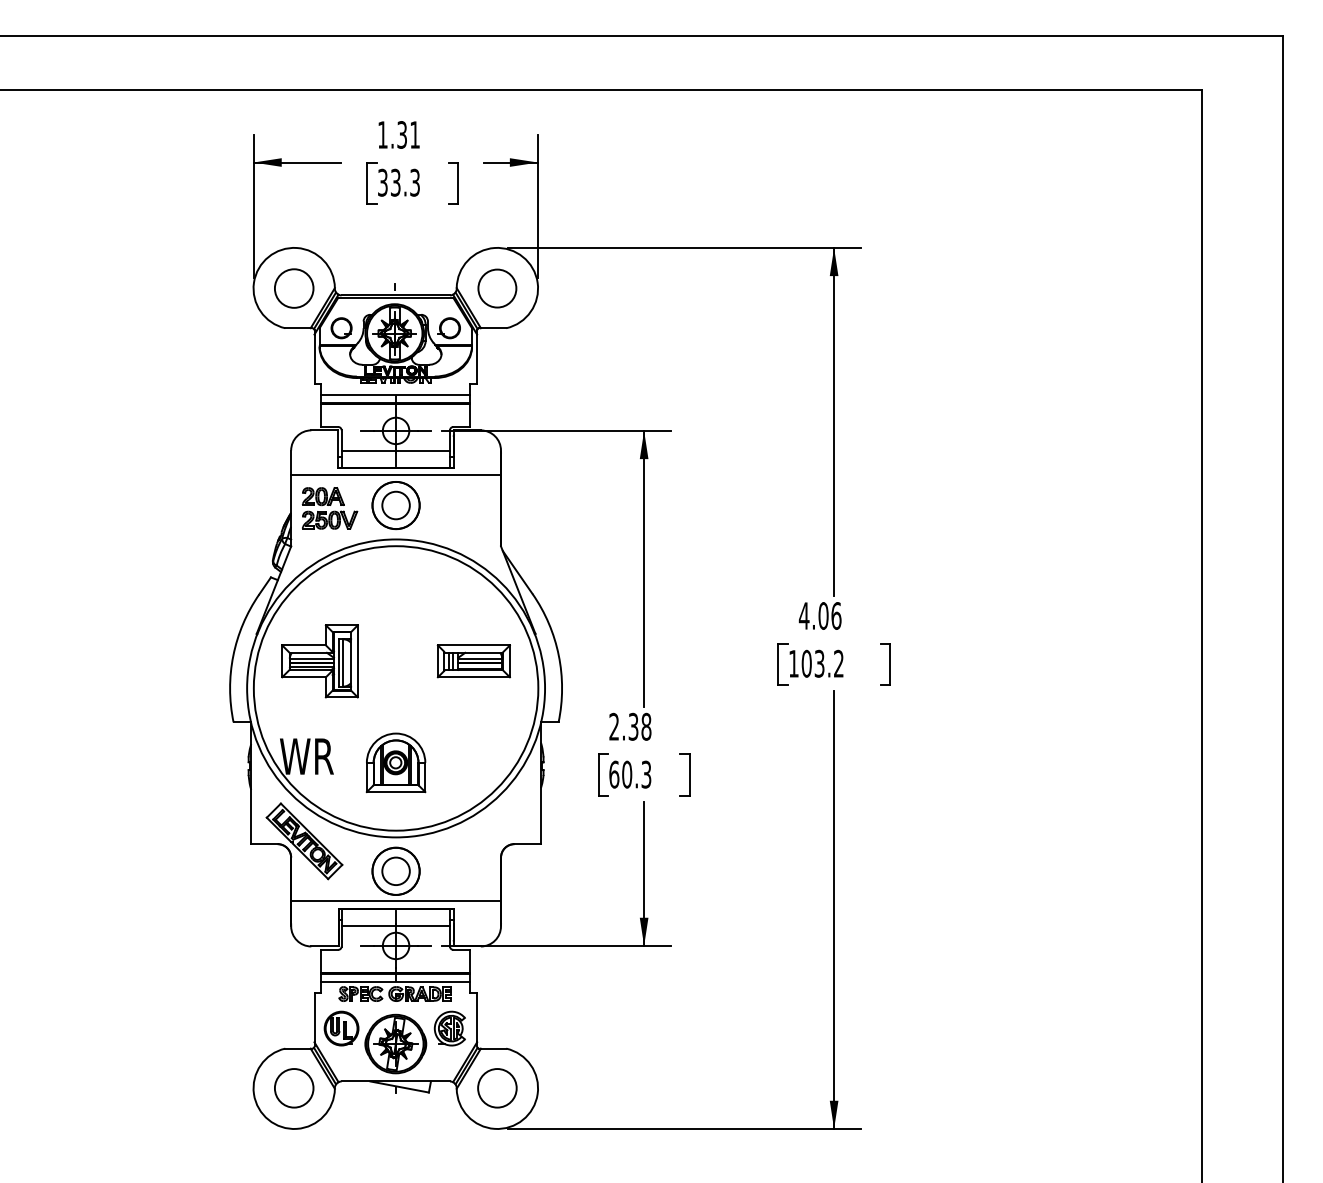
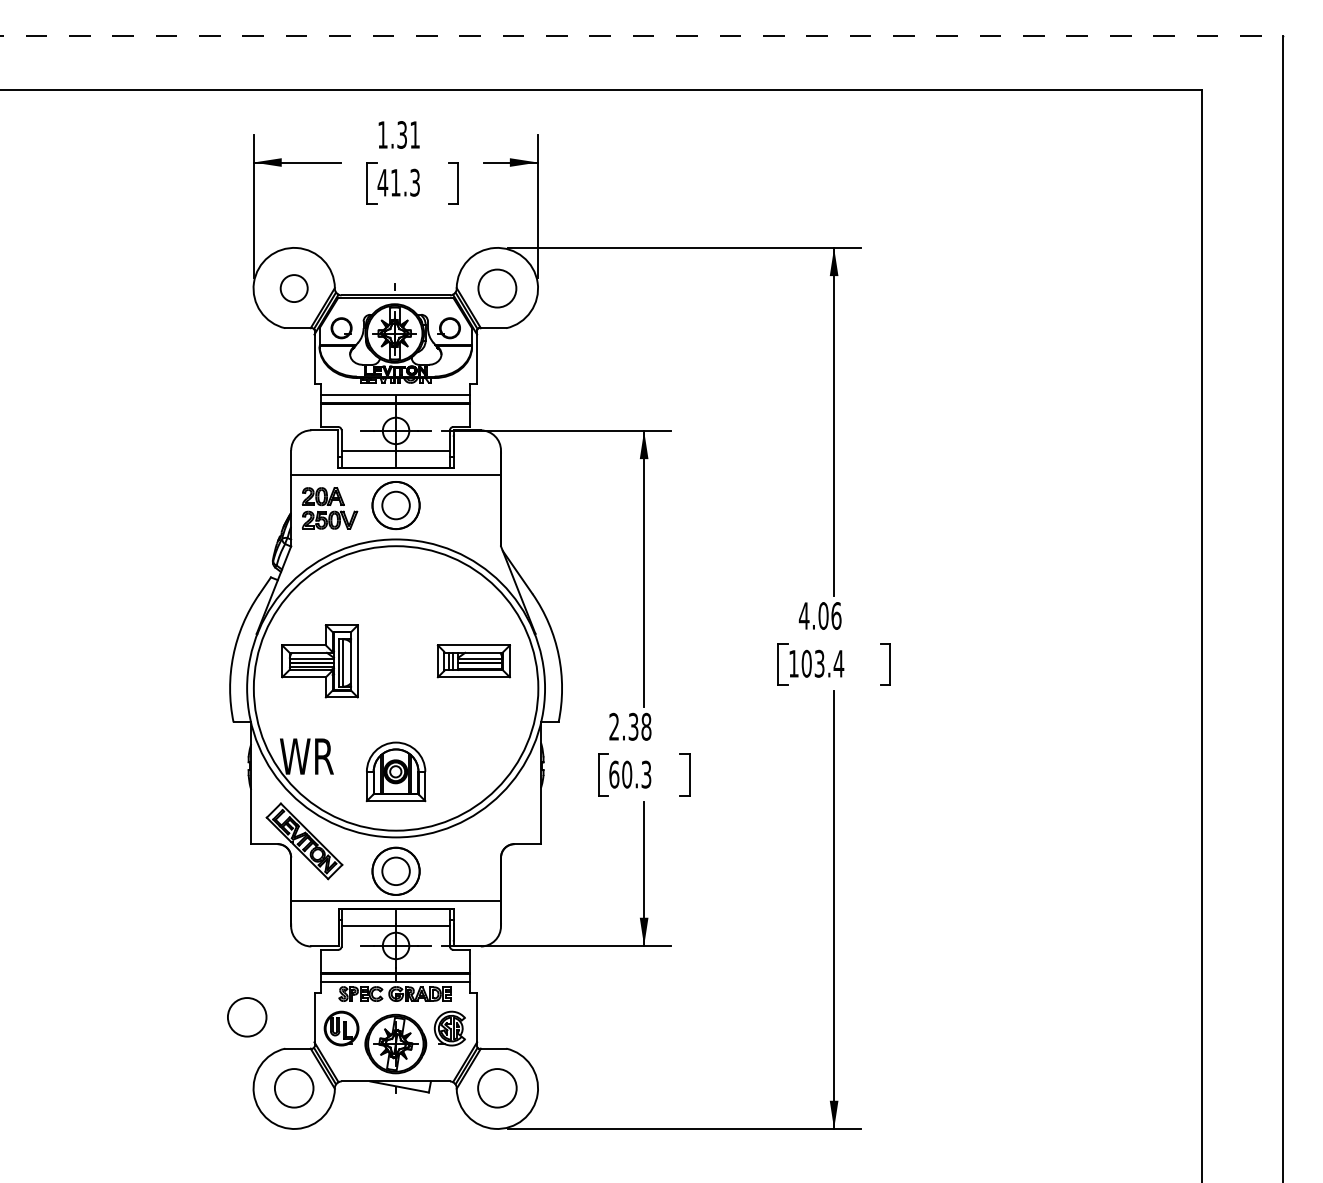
line: solid -> dashed (642, 35)
text: 33.3 -> 41.3 (388, 182)
circle diameter: 39 px -> 27 px (293, 288)
text: 103.2 -> 103.4 (838, 663)
part position: (395, 762) -> (395, 771) (395, 771)
circle: none -> present (247, 1017)
